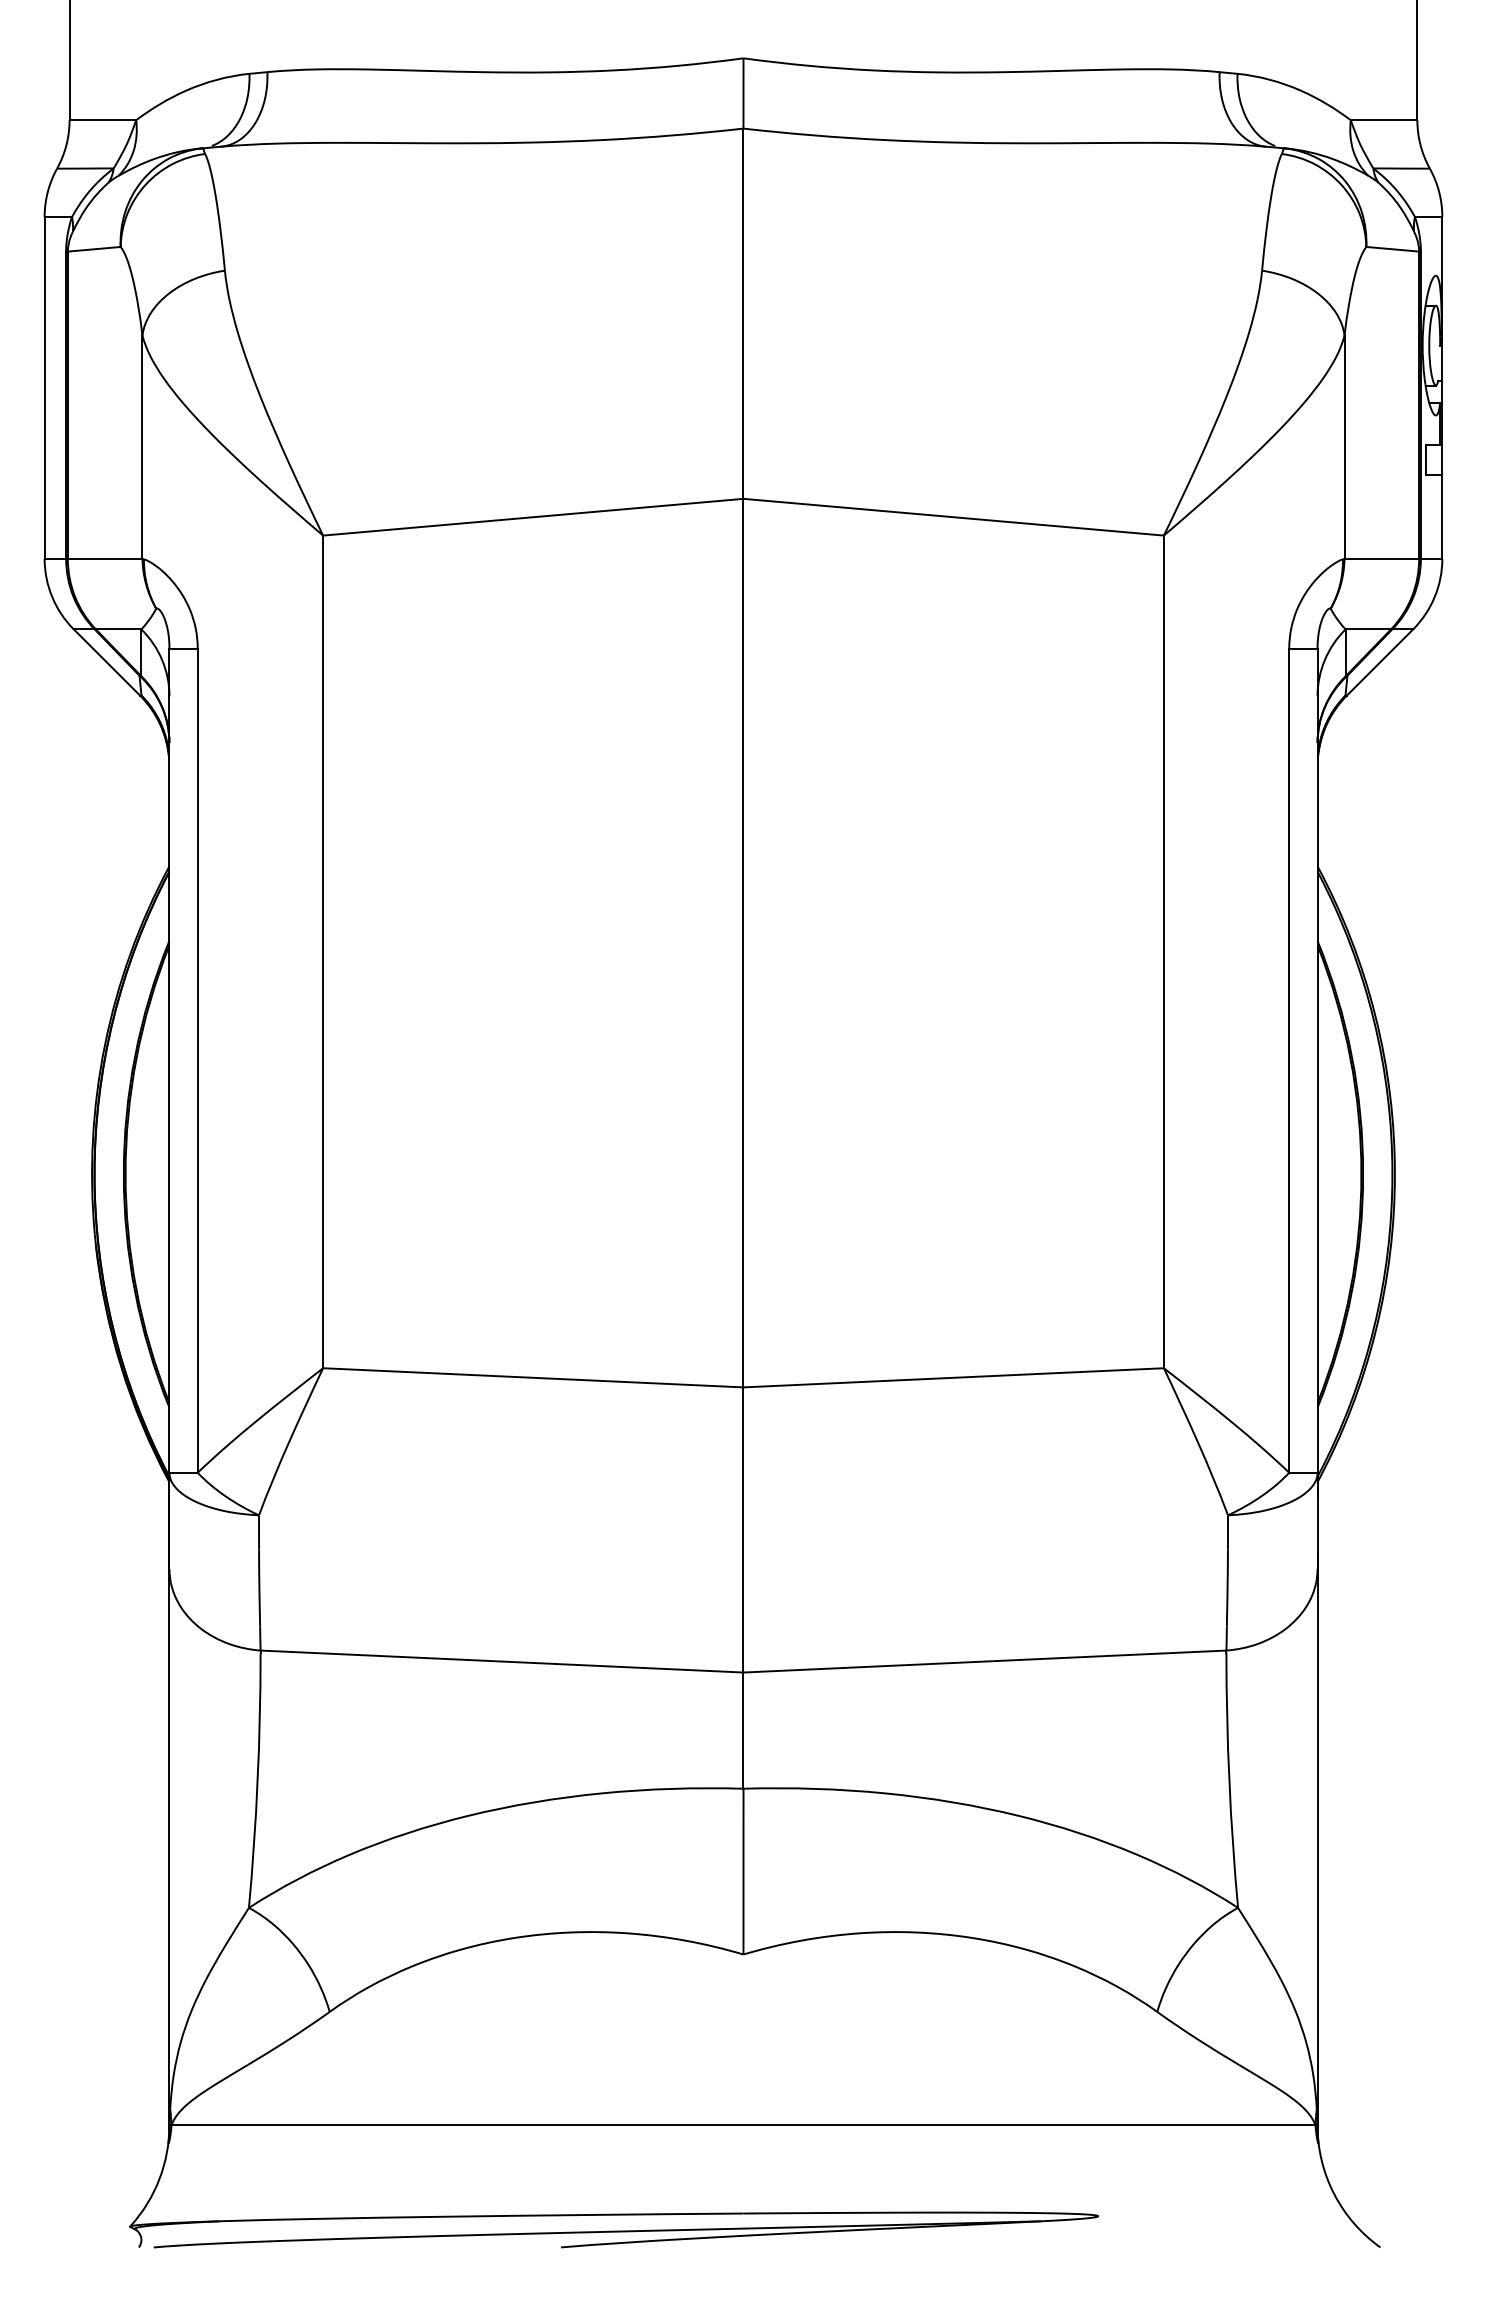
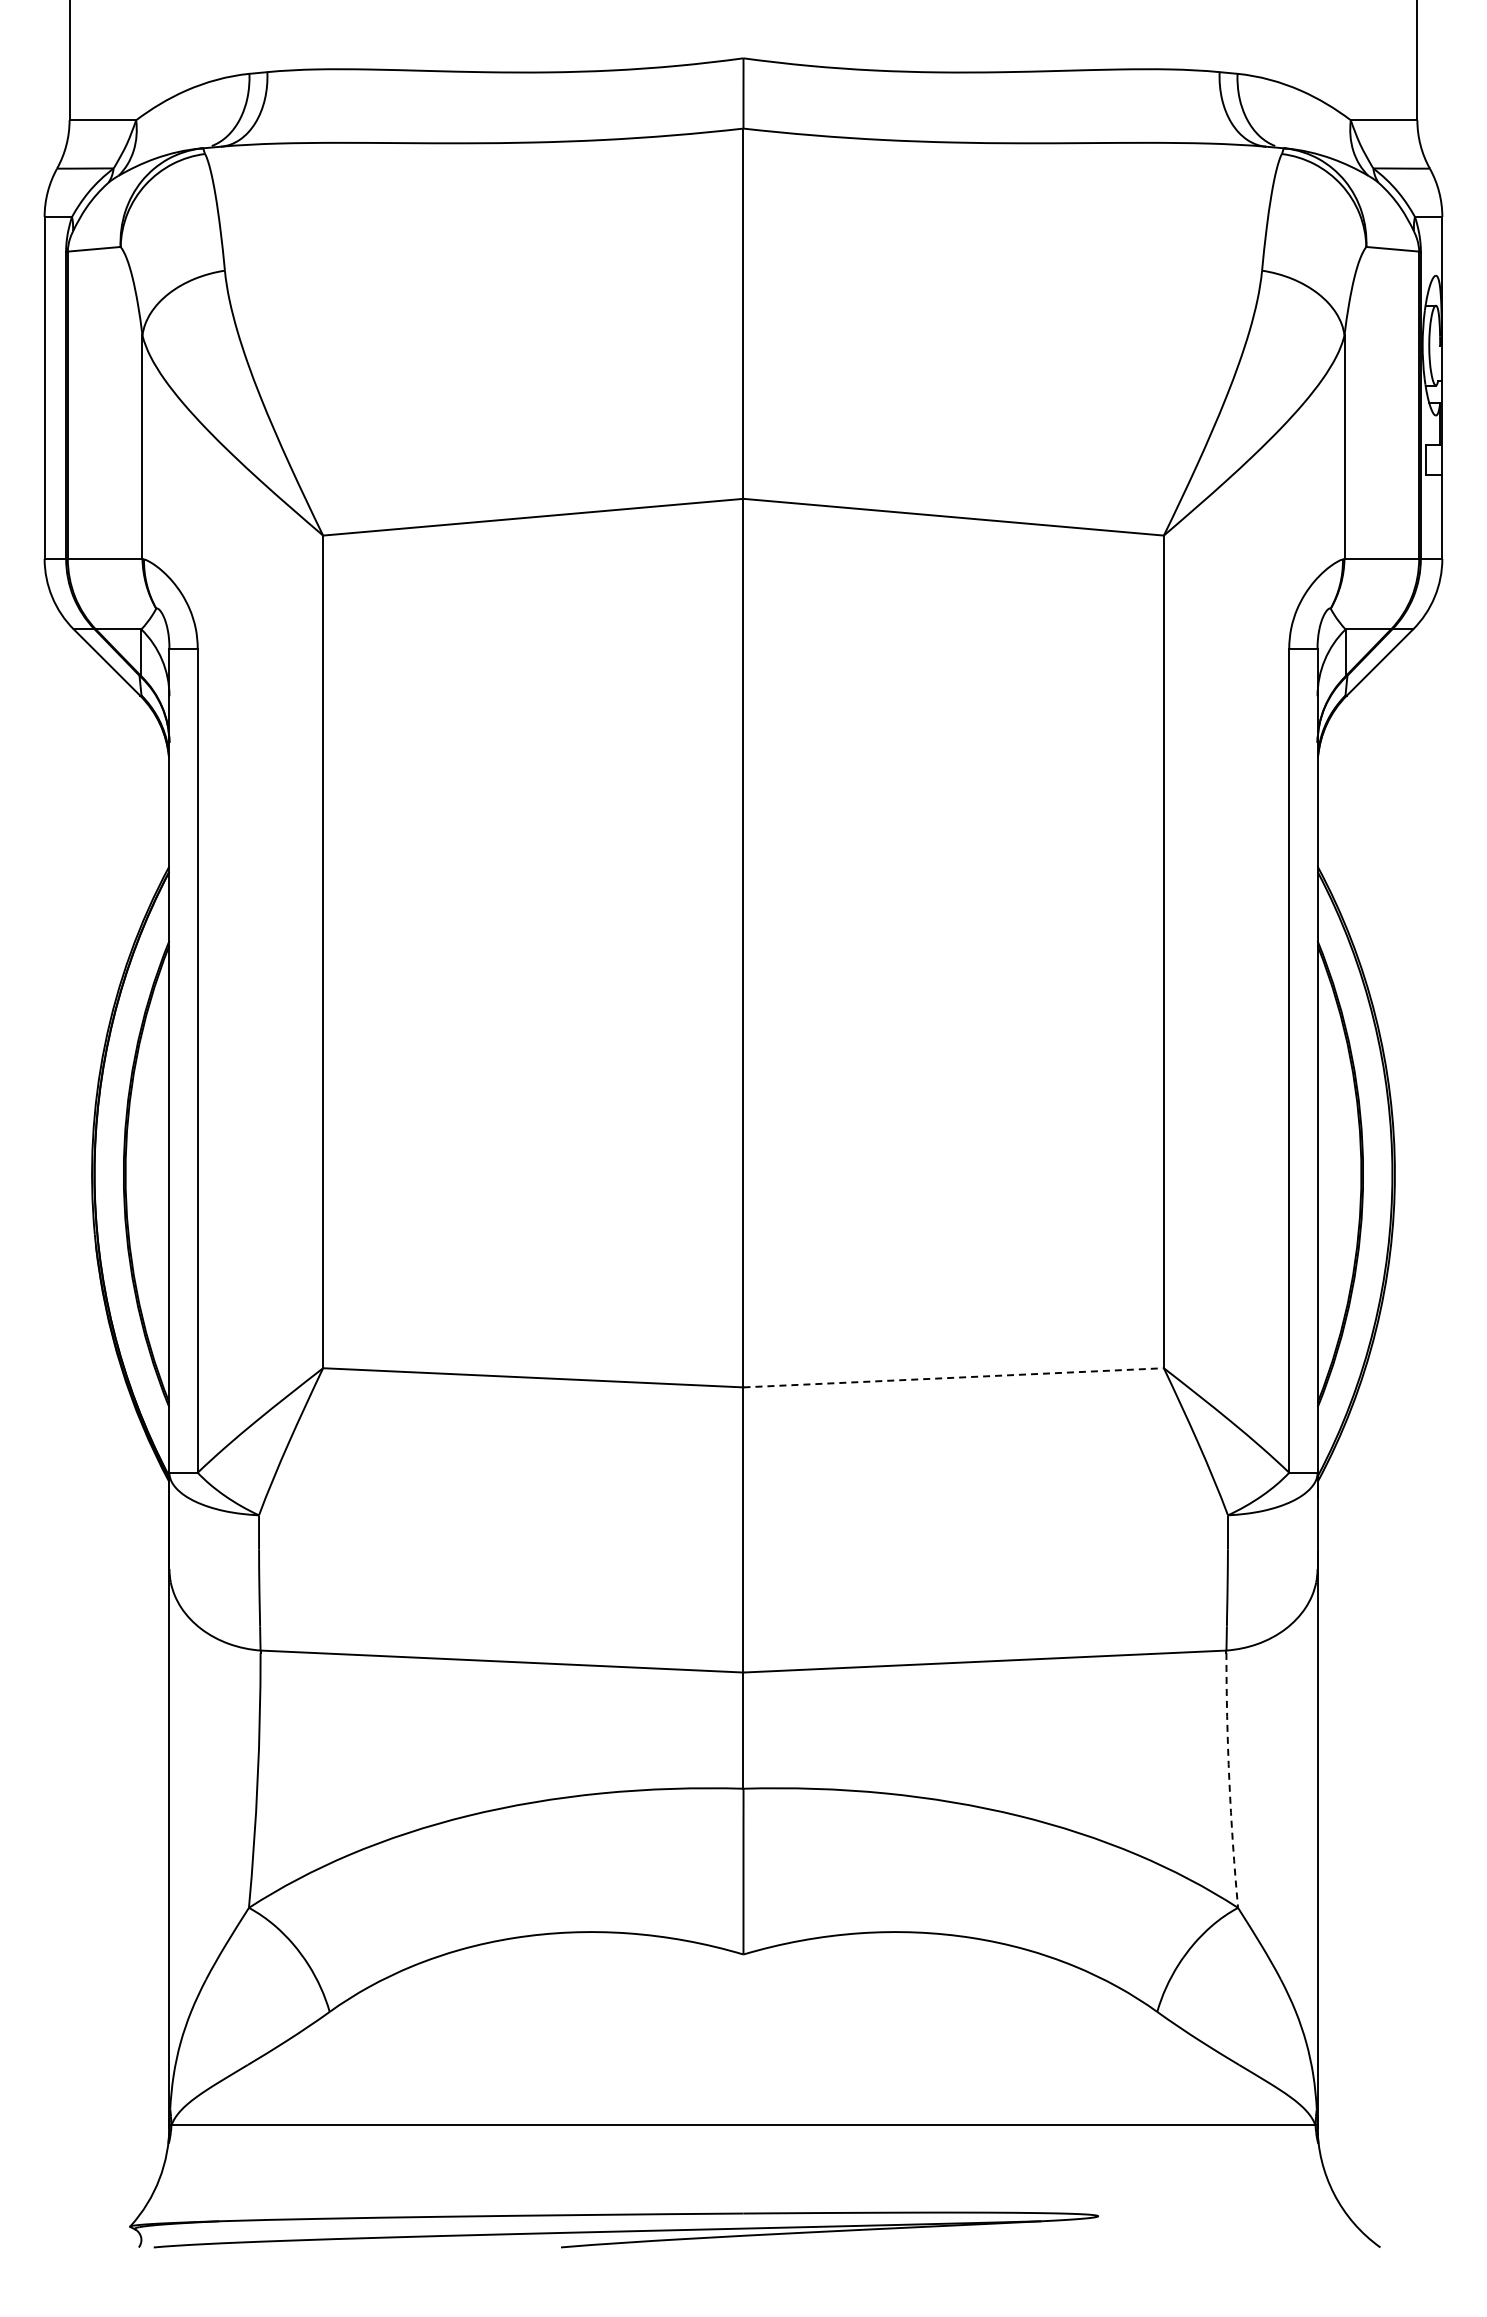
line: solid -> dashed (954, 1377)
arc: solid -> dashed (1229, 1780)
